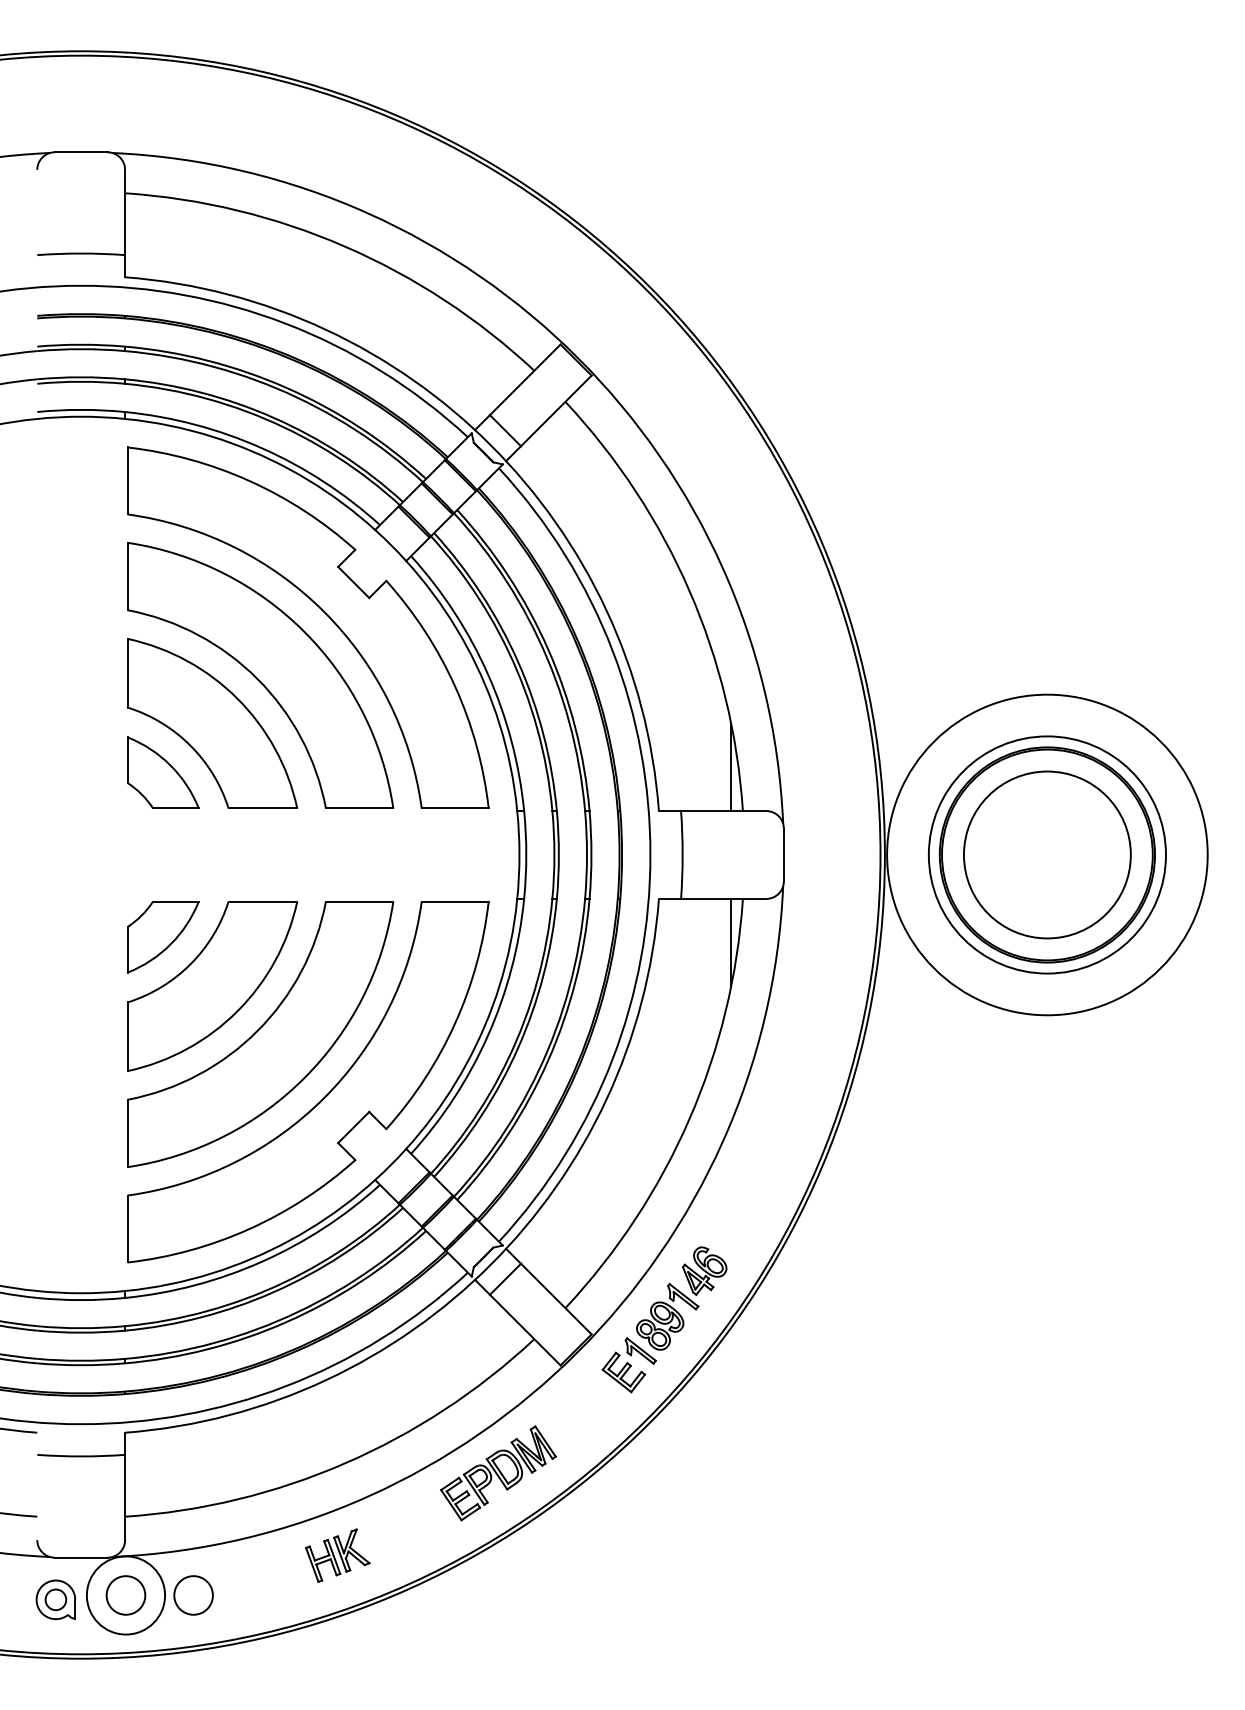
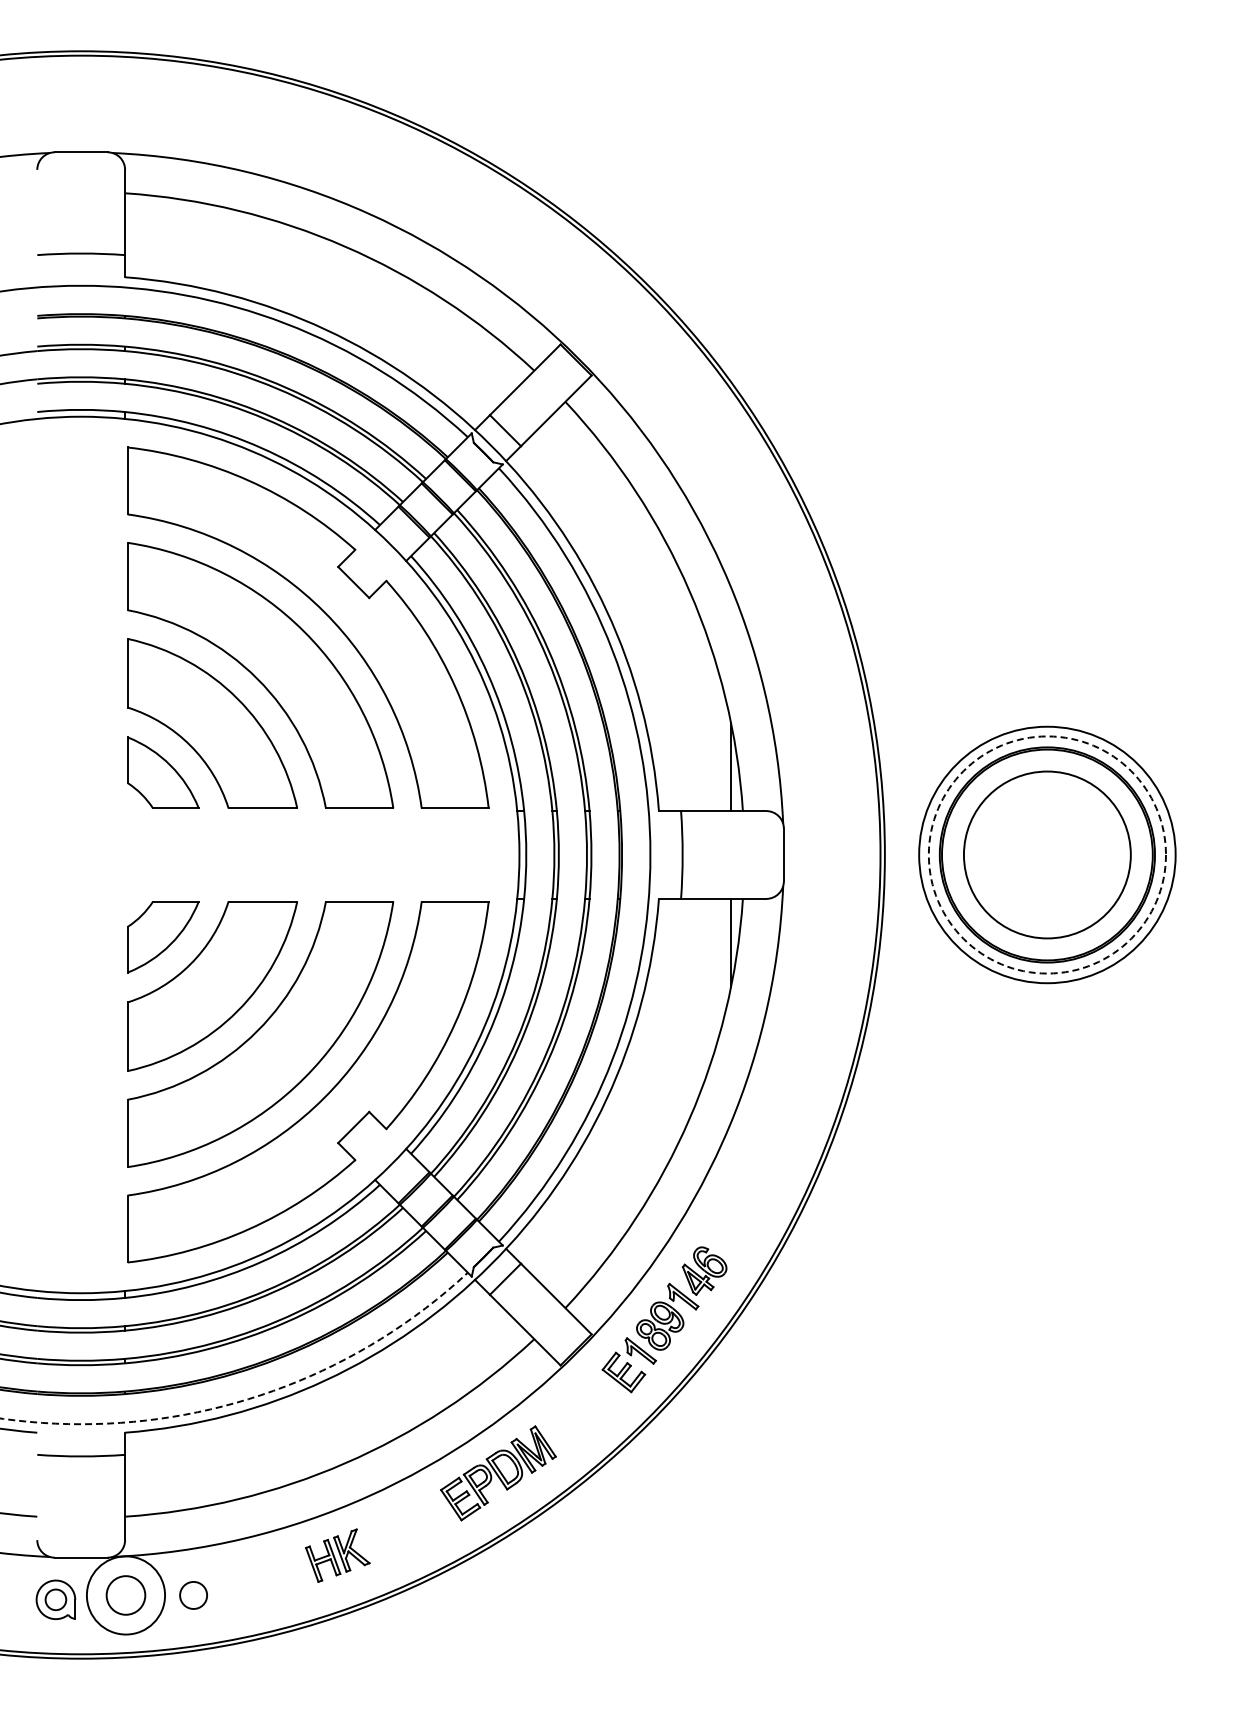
circle: solid -> dashed (1046, 854)
circle diameter: 321 px -> 256 px (1047, 854)
arc: solid -> dashed (247, 1399)
circle diameter: 39 px -> 27 px (193, 1594)
